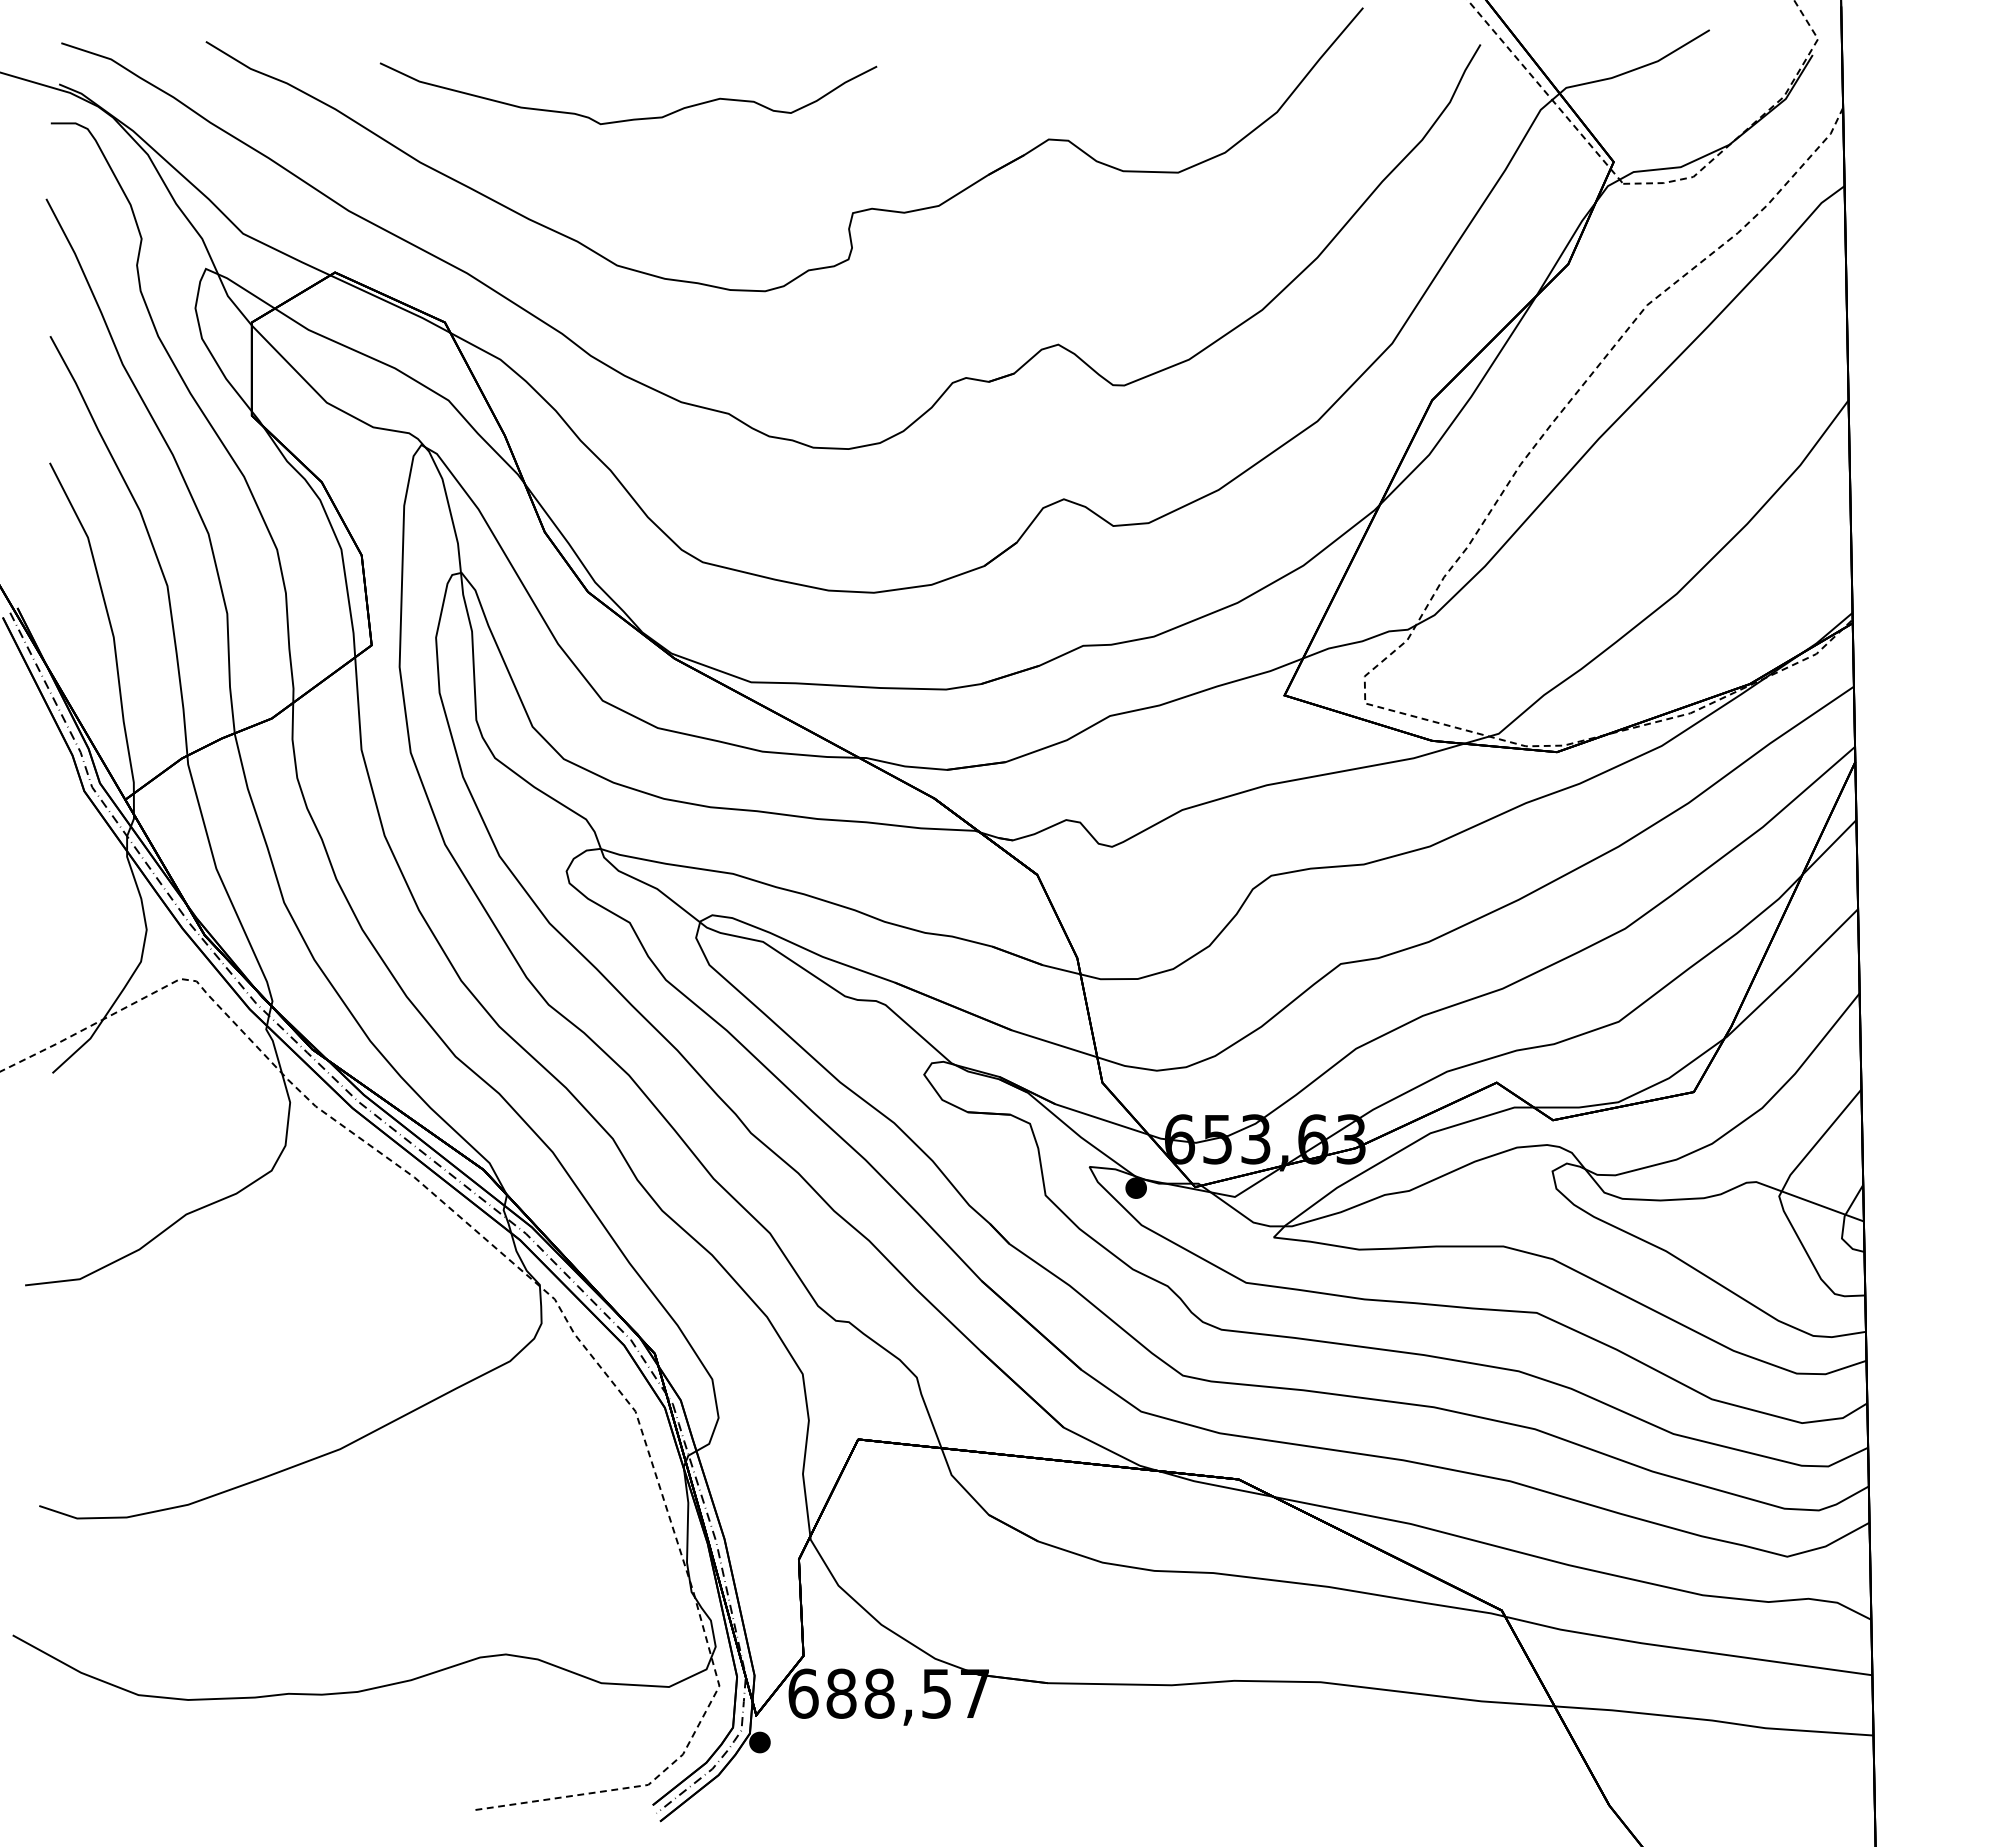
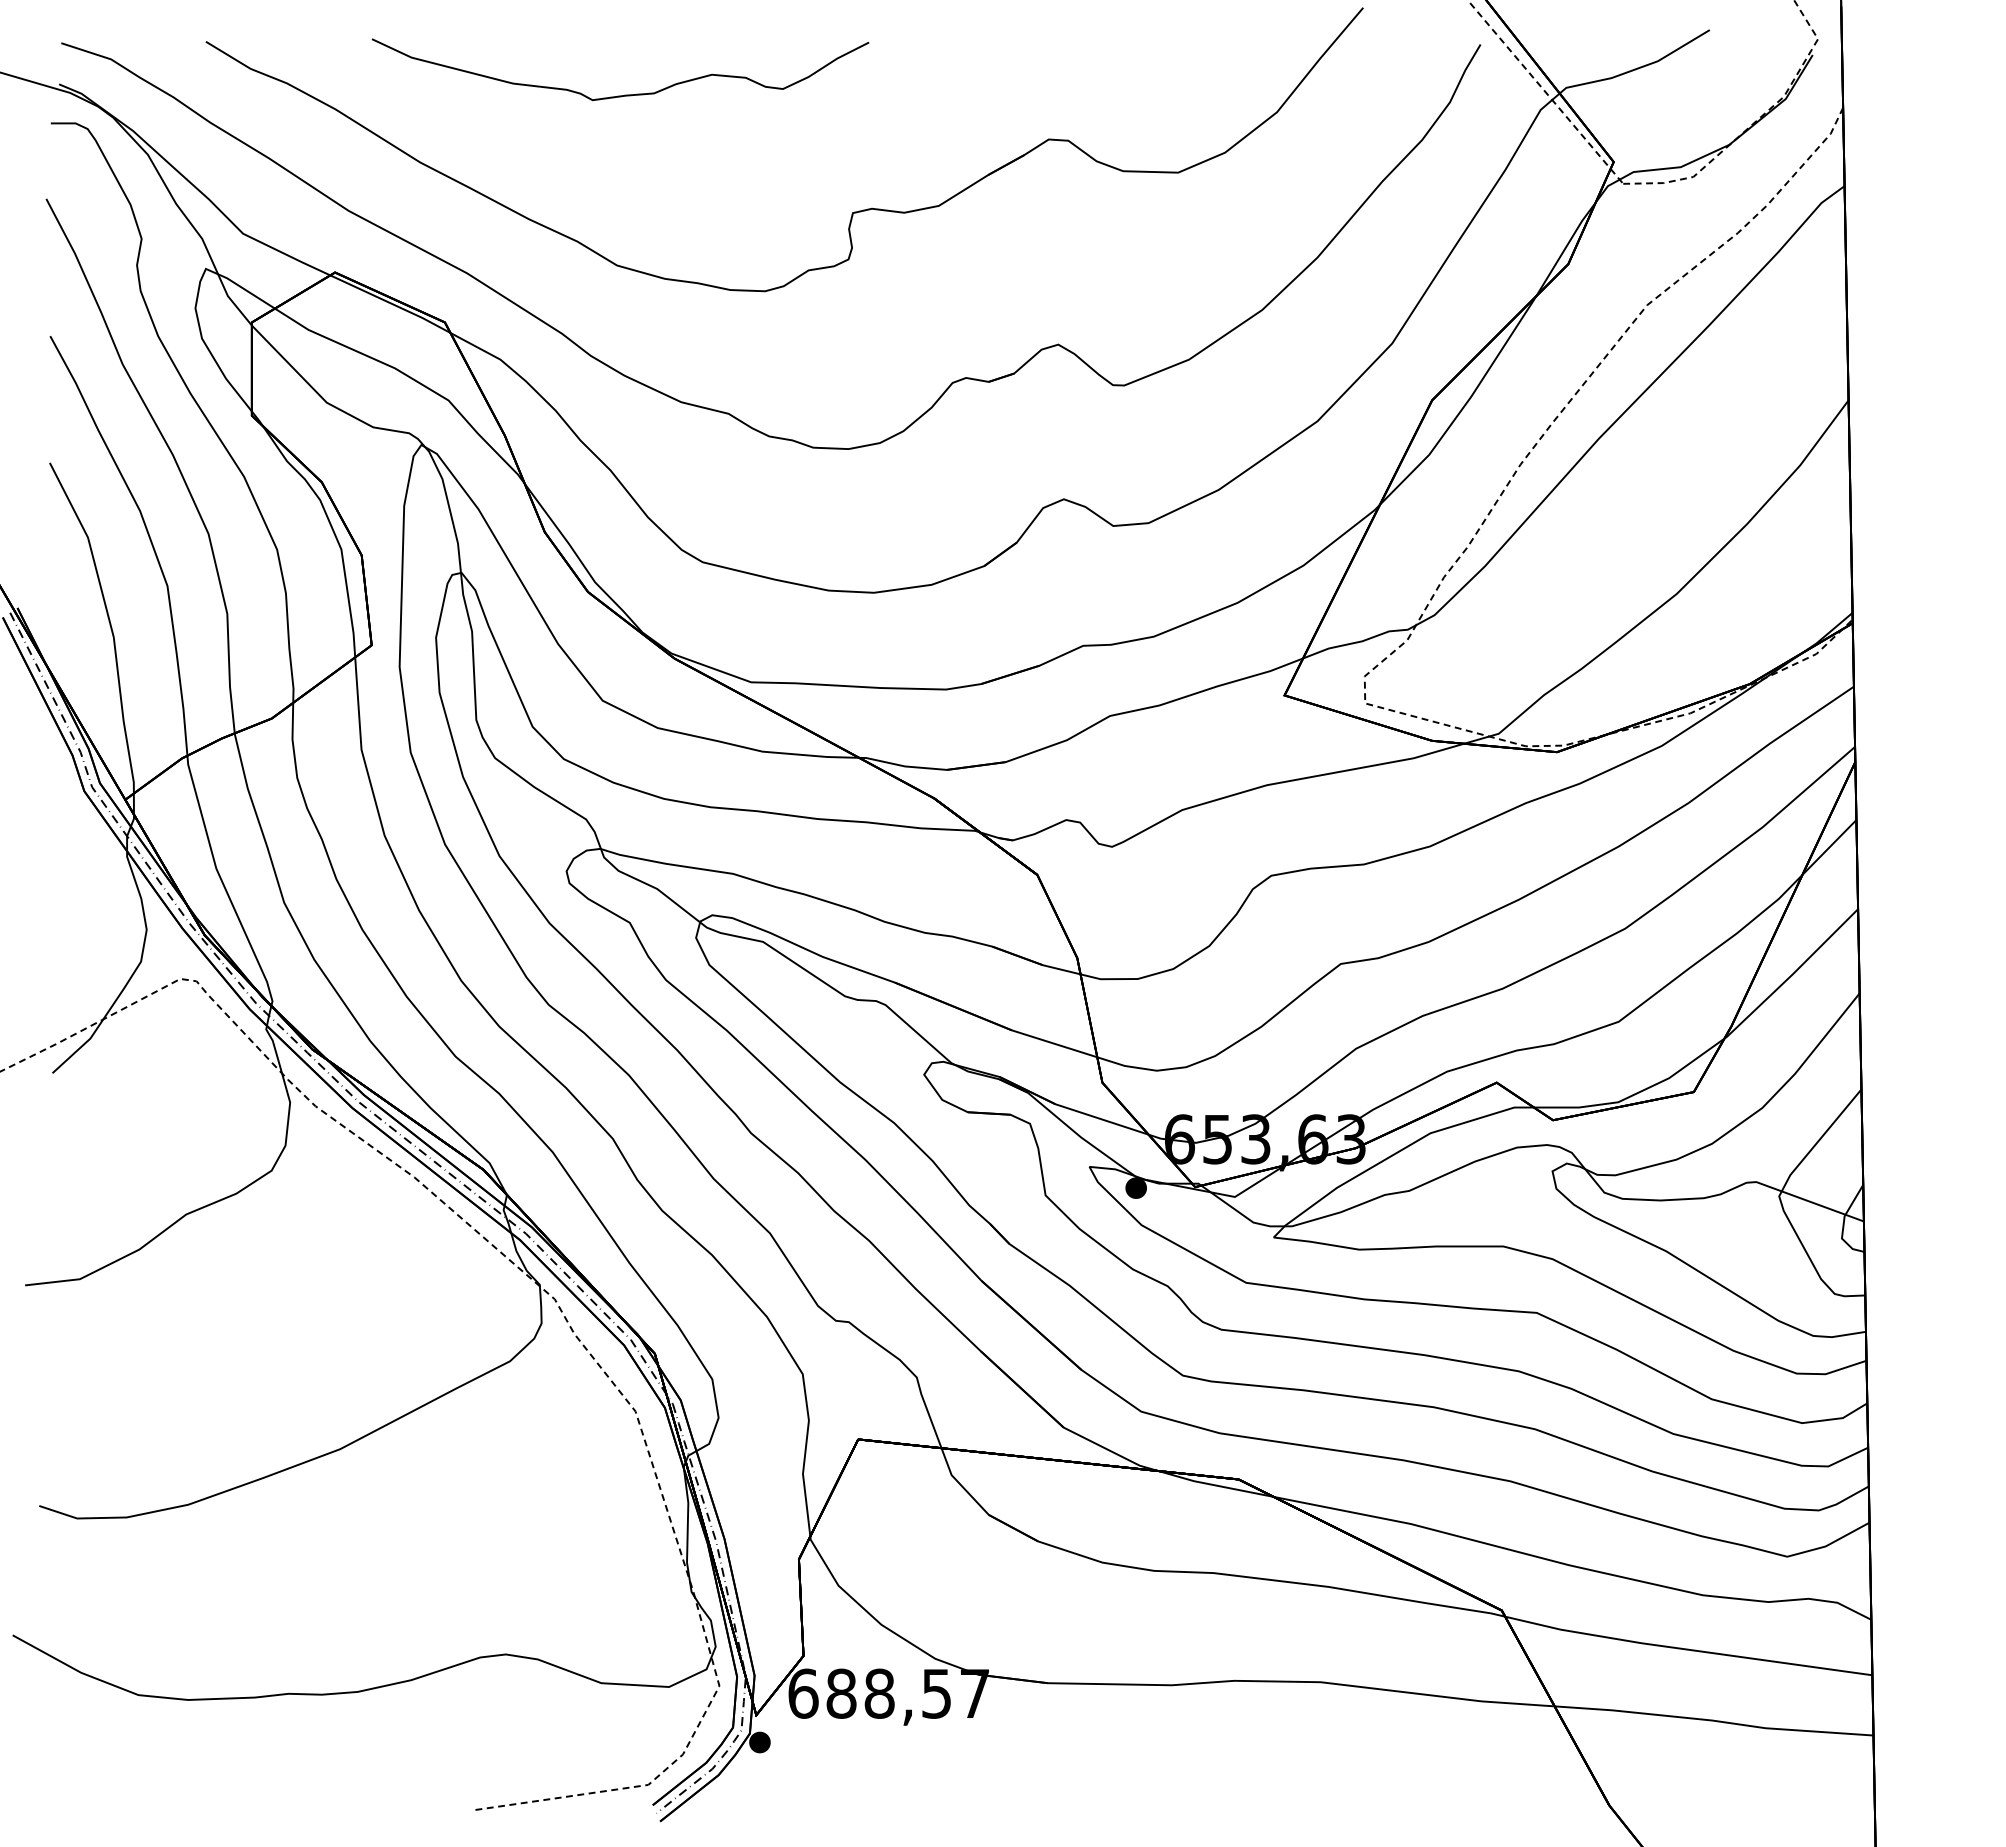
curve position: (632, 118) -> (624, 94) (624, 94)
